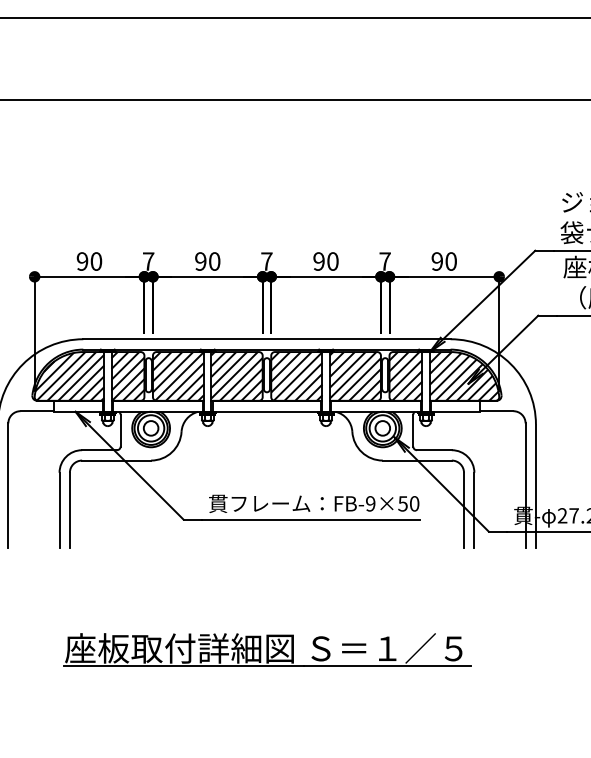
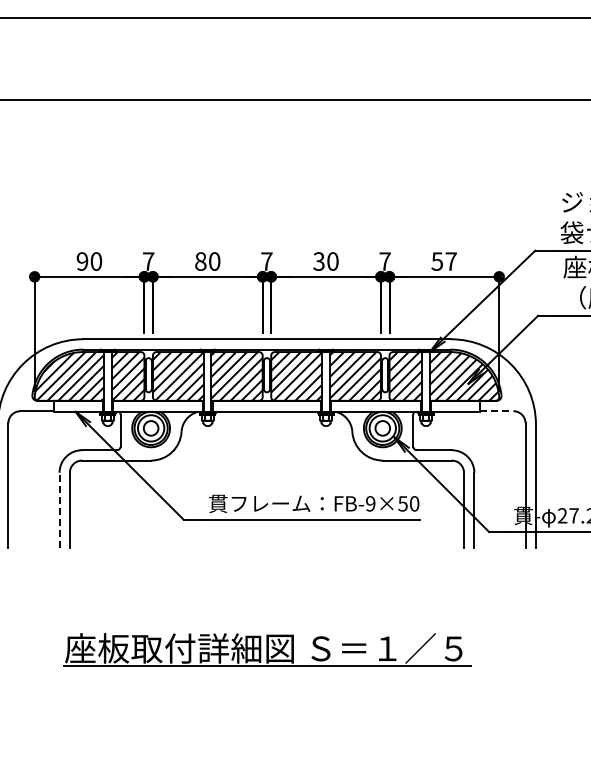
text: 90 -> 80 (200, 261)
text: 90 -> 30 (318, 261)
text: 90 -> 57 (443, 261)
line: solid -> dashed (496, 411)
line: solid -> dashed (59, 510)
